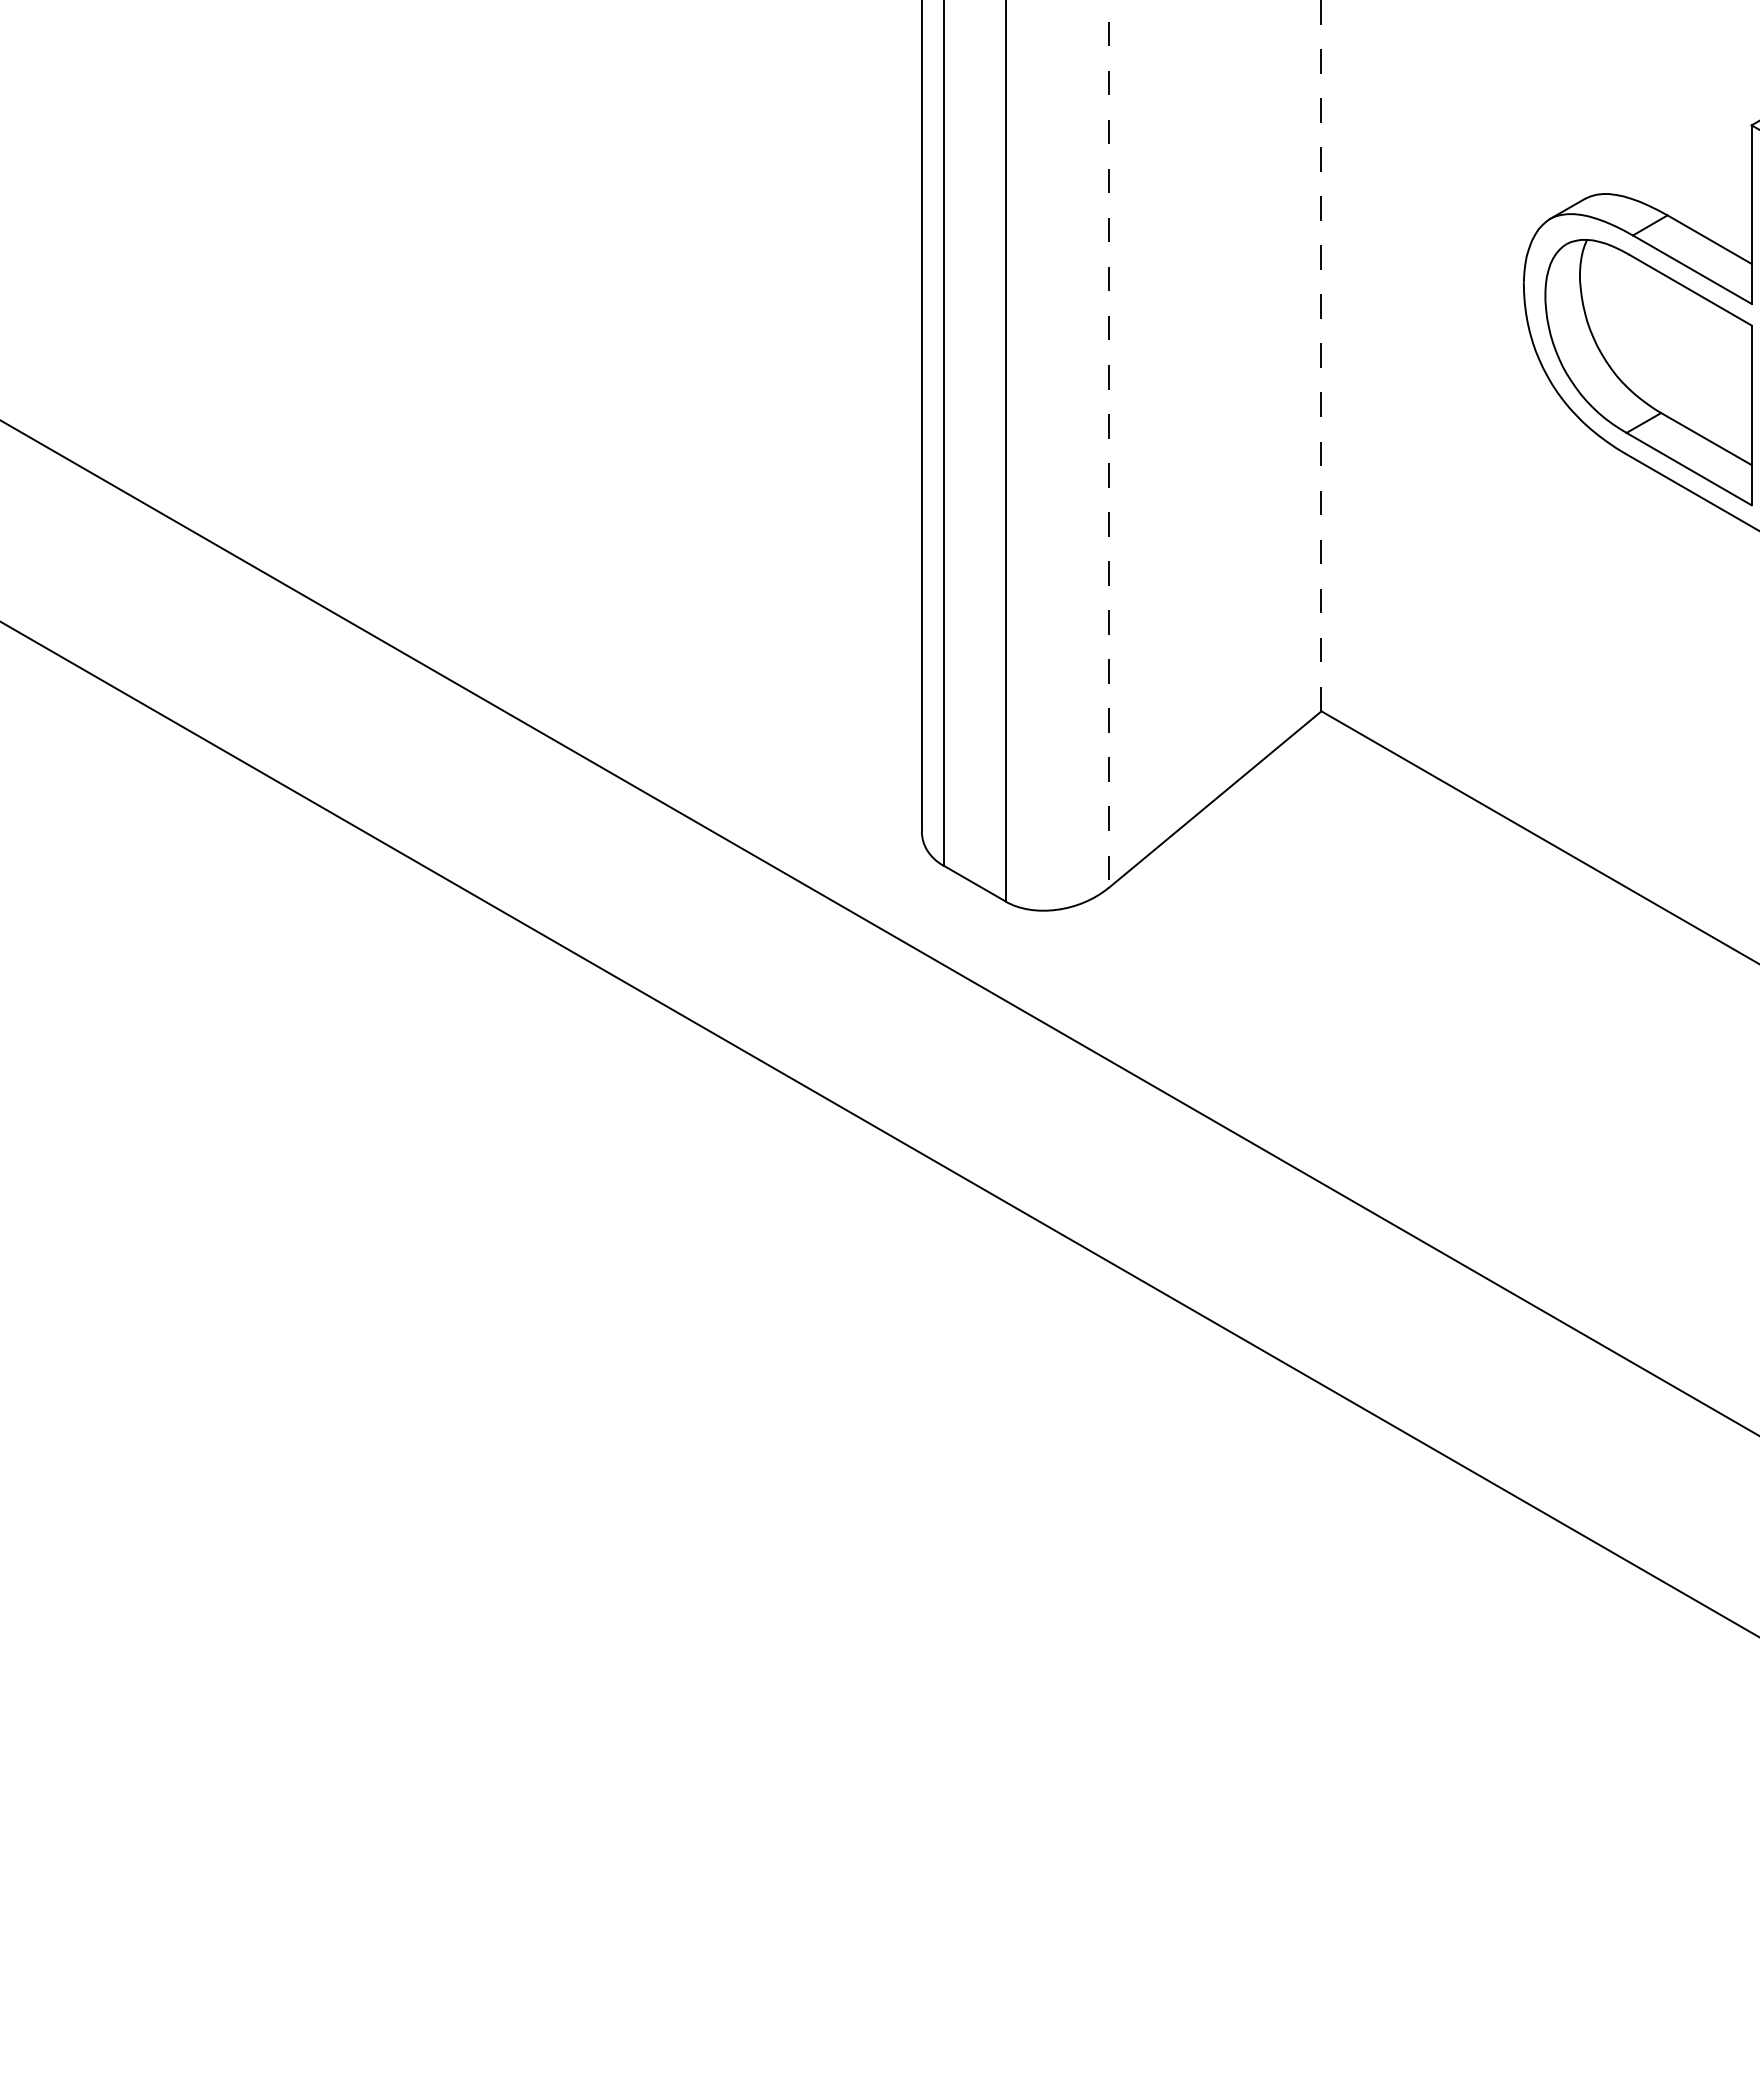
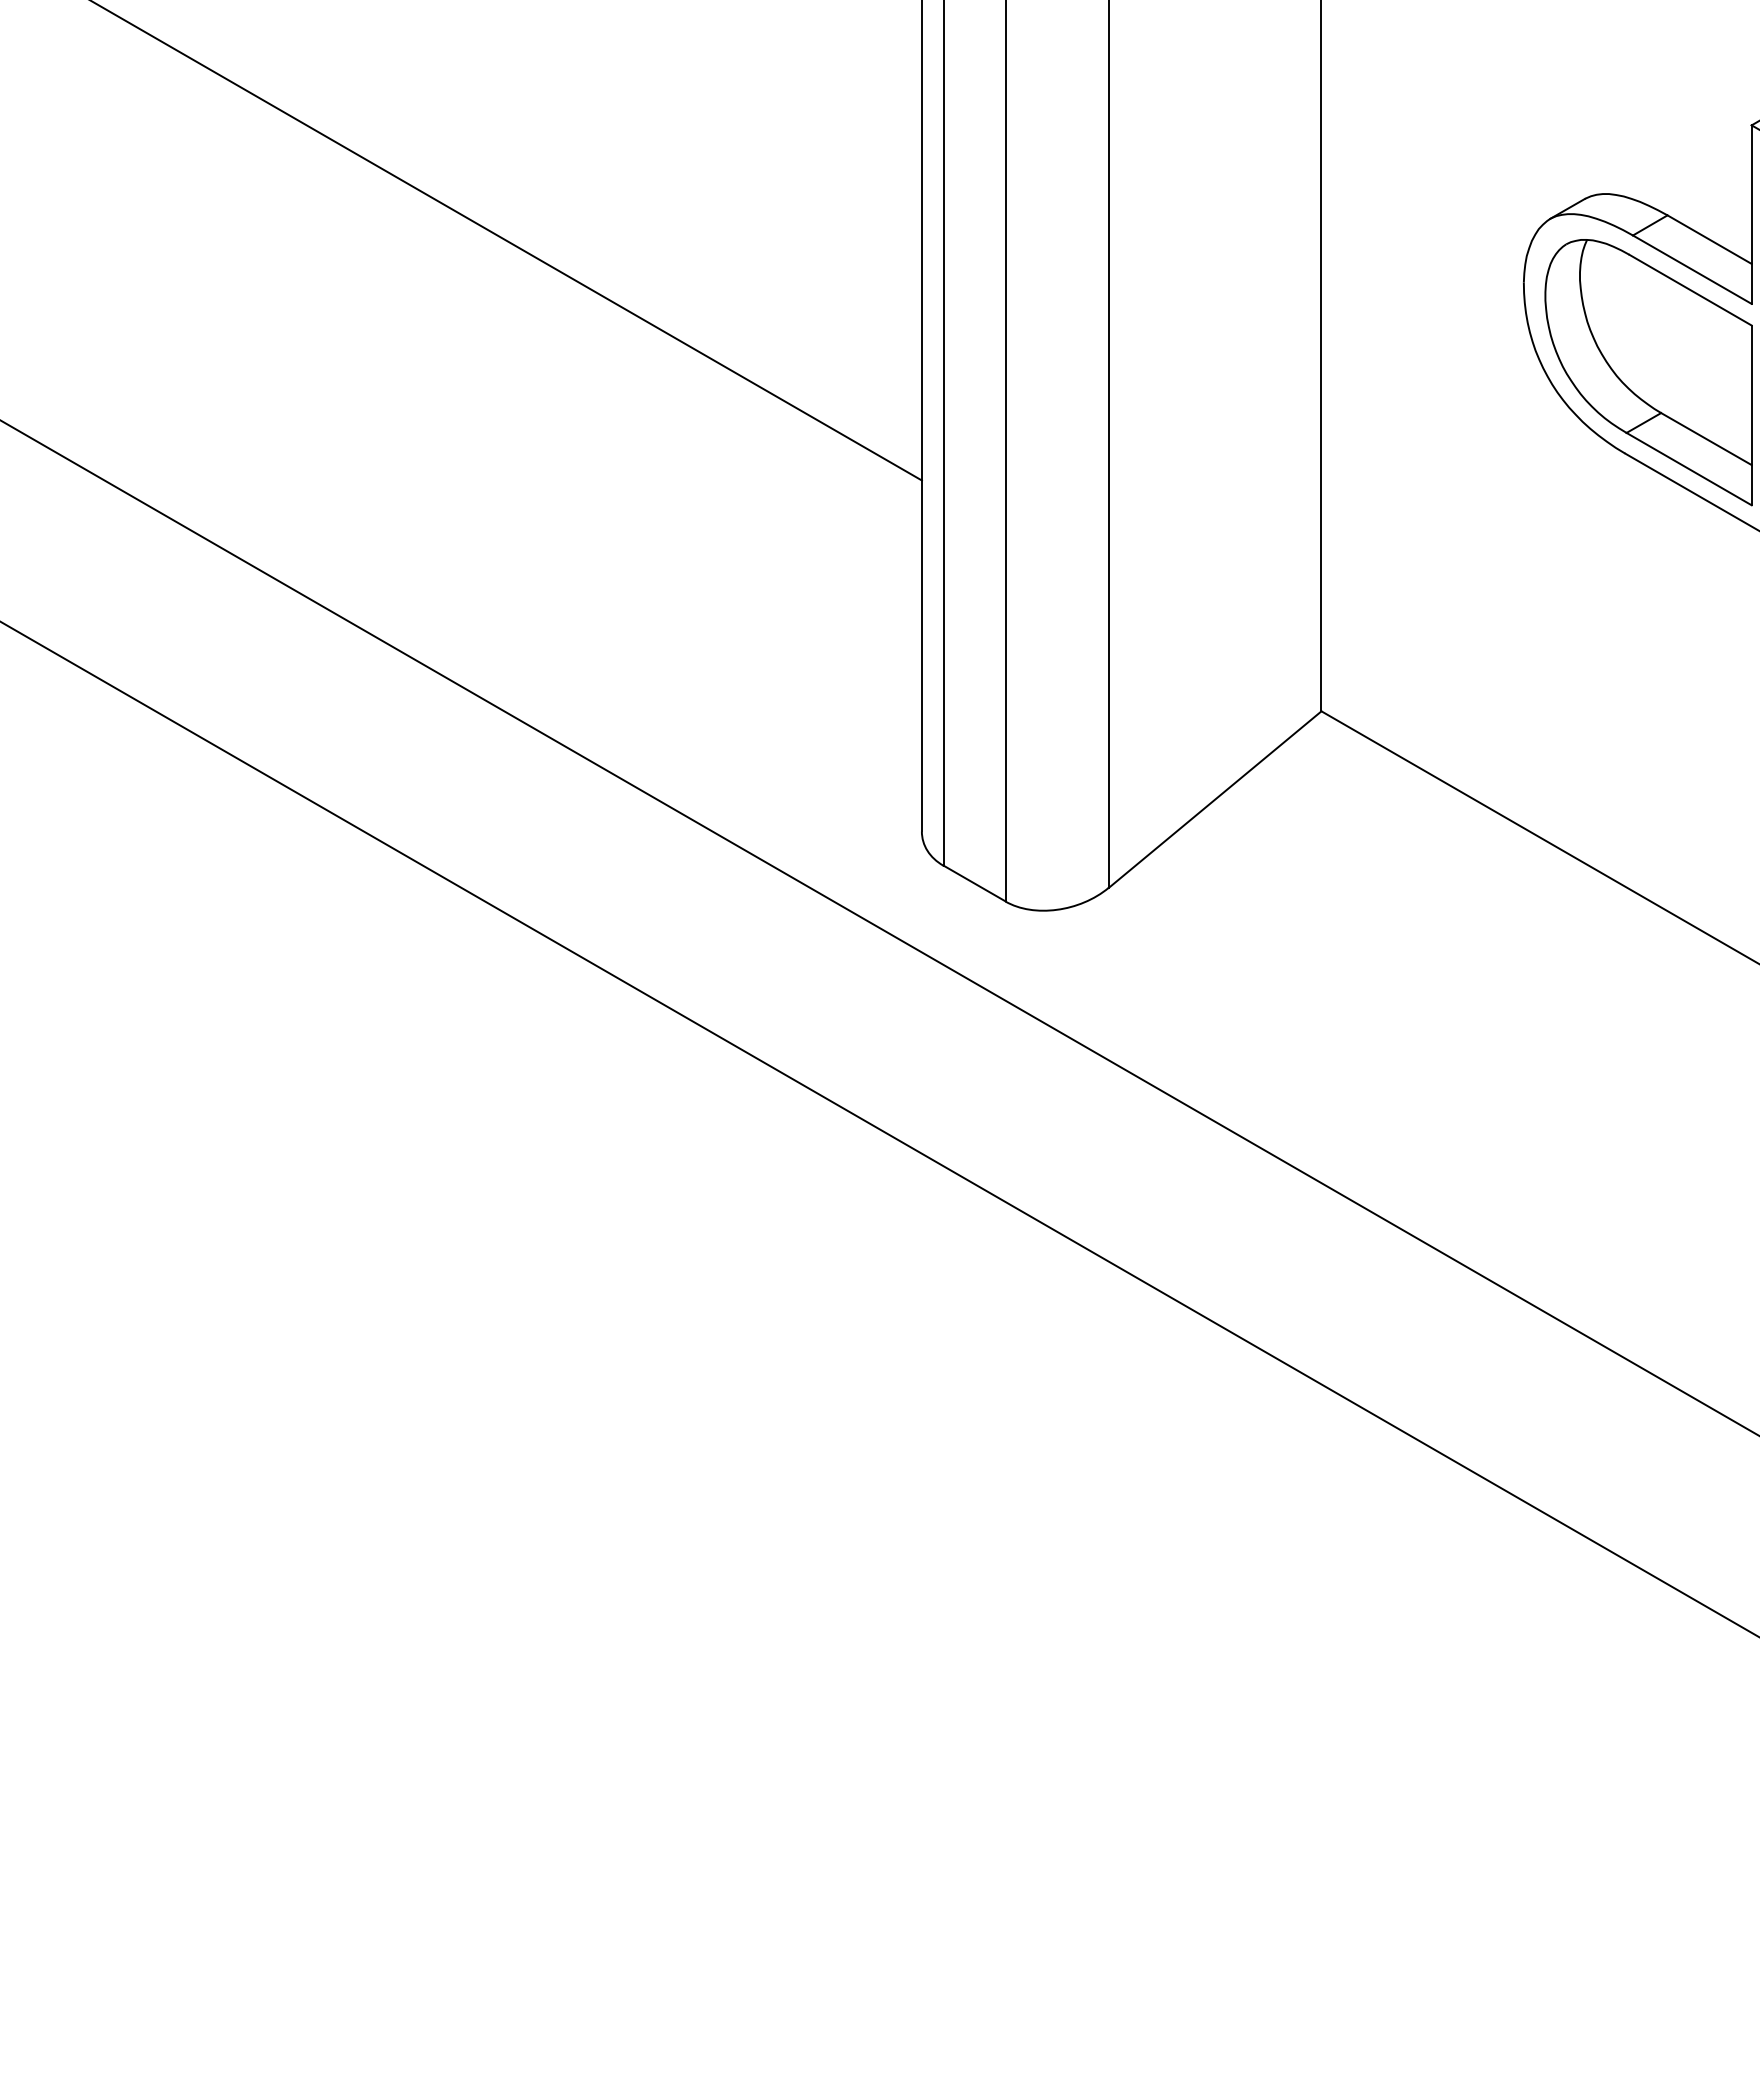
line: none -> present (506, 241)
line: dashed -> solid (1321, 355)
line: dashed -> solid (1108, 444)
